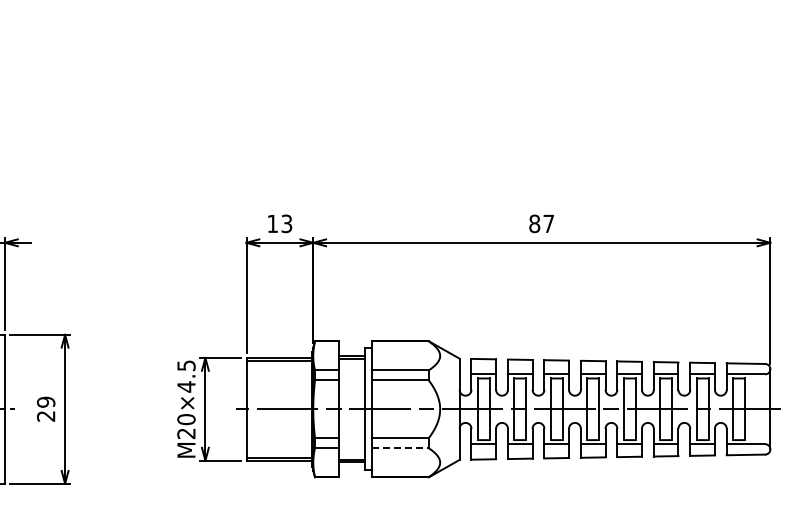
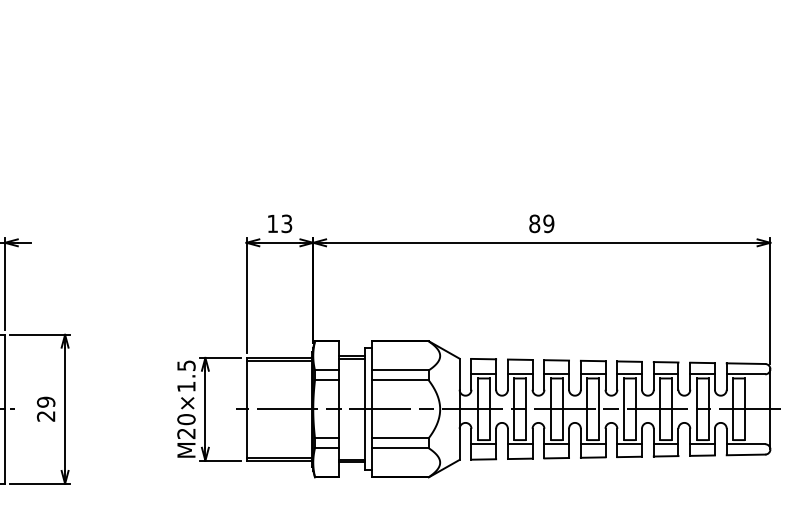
text: 87 -> 89 (548, 223)
text: M20×4.5 -> M20×1.5 (186, 386)
line: dashed -> solid (401, 448)
